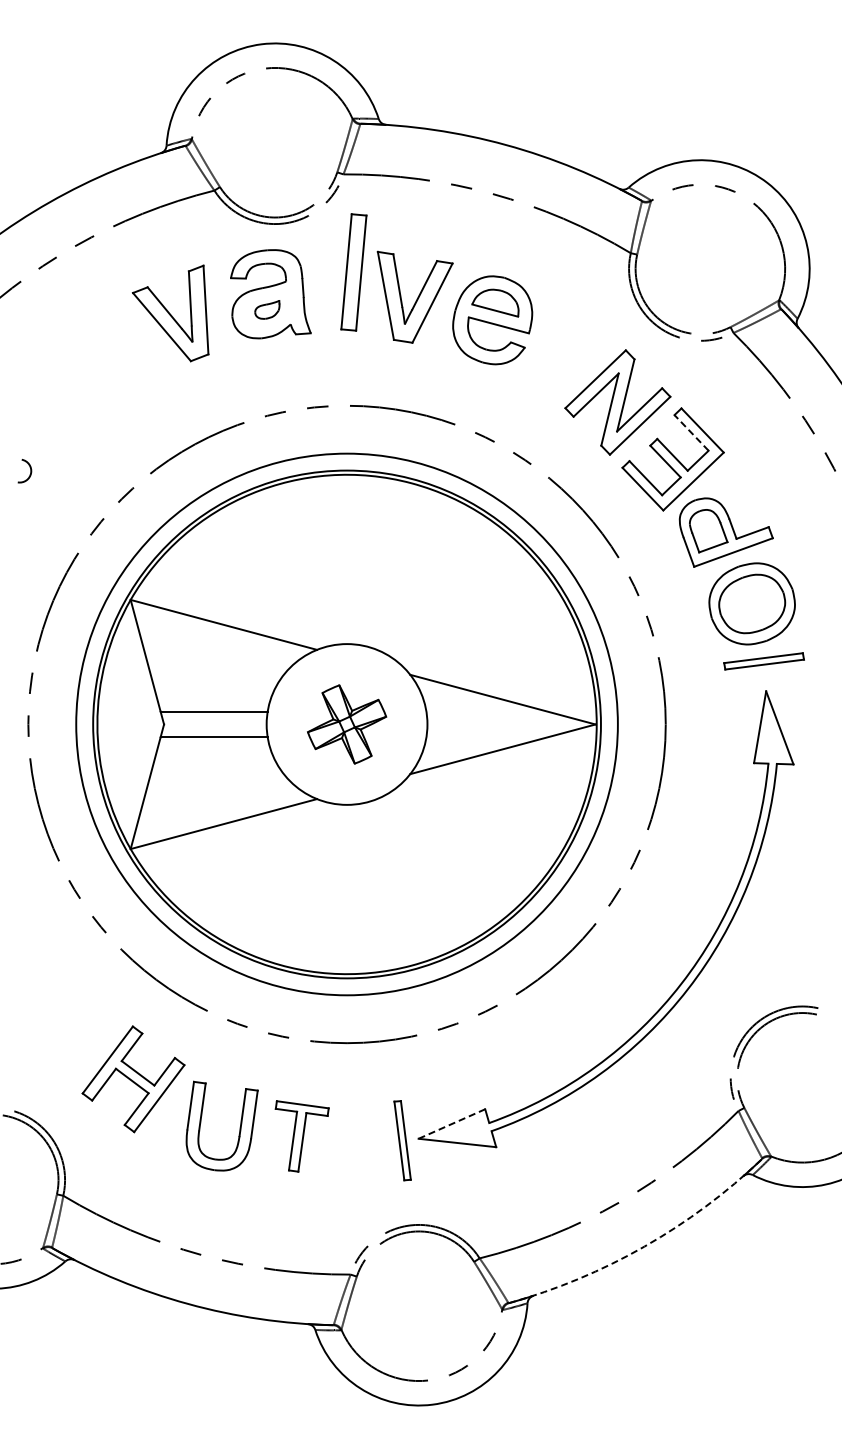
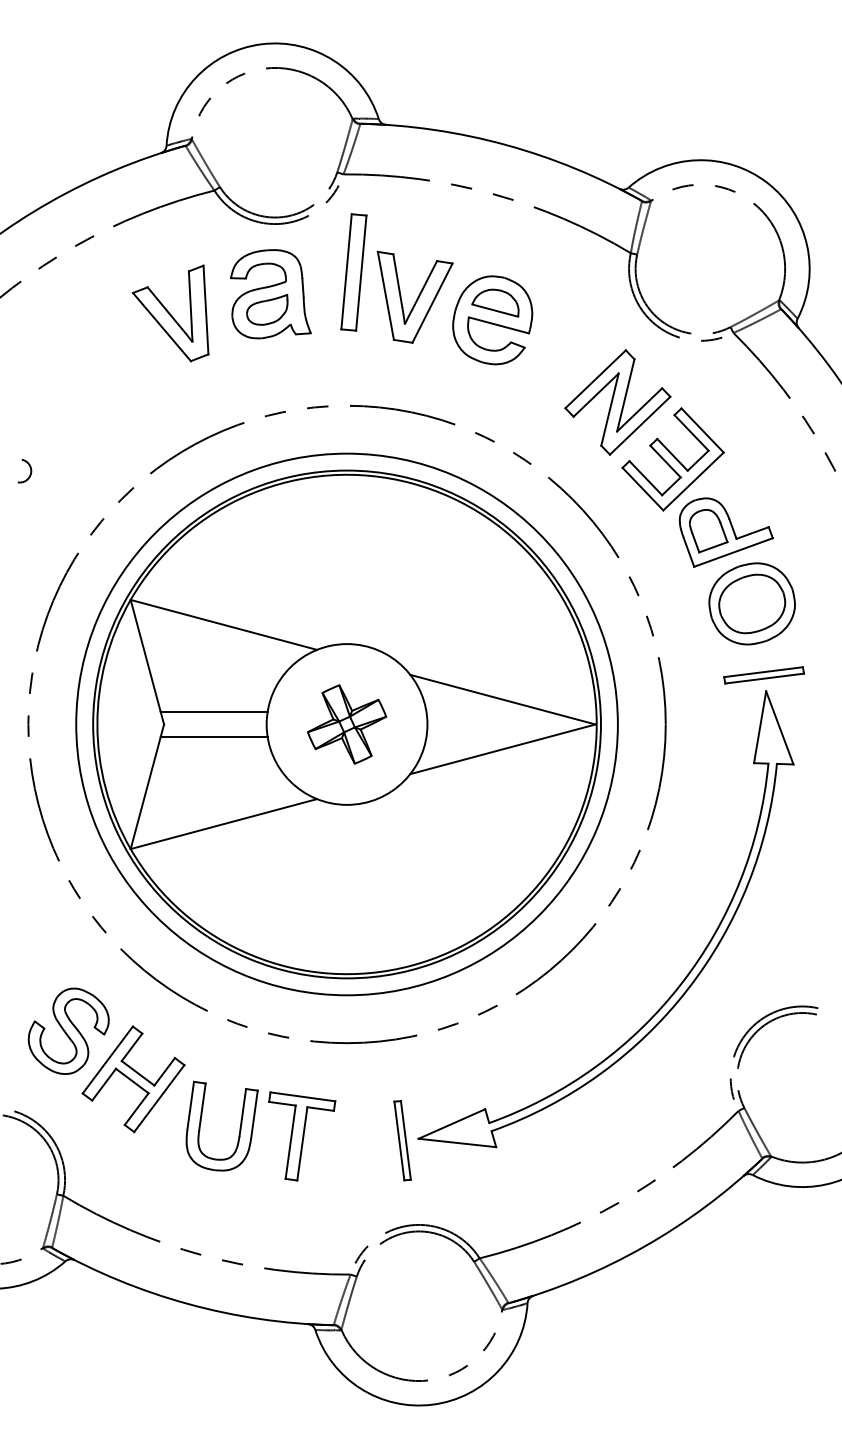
part size: 27x20 px -> 43x32 px (267, 309)
line: dashed -> solid (691, 432)
part position: (763, 661) -> (763, 675) (763, 675)
part: none -> present (68, 1030)
line: dashed -> solid (452, 1123)
part size: 56x73 px -> 69x91 px (302, 1136)
arc: dashed -> solid (644, 1246)
